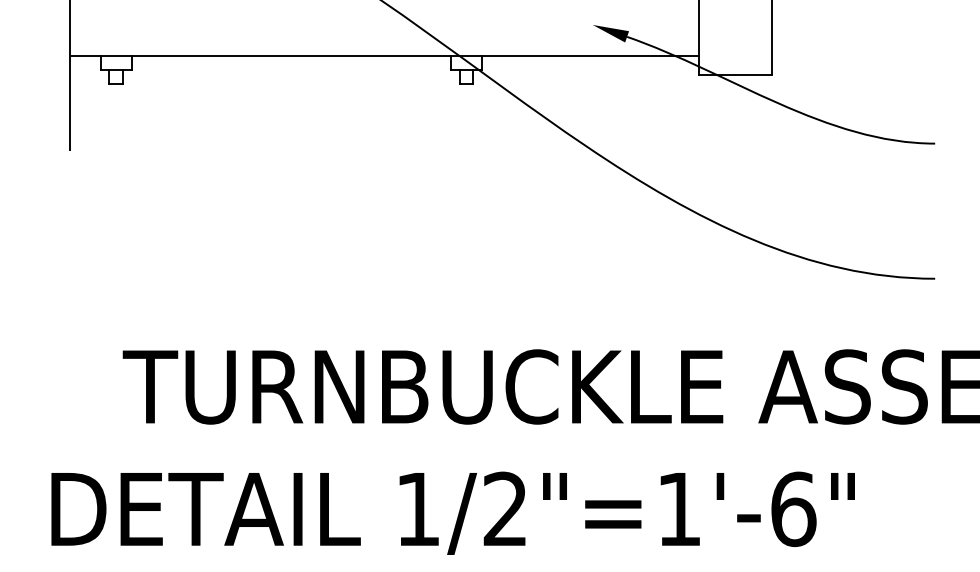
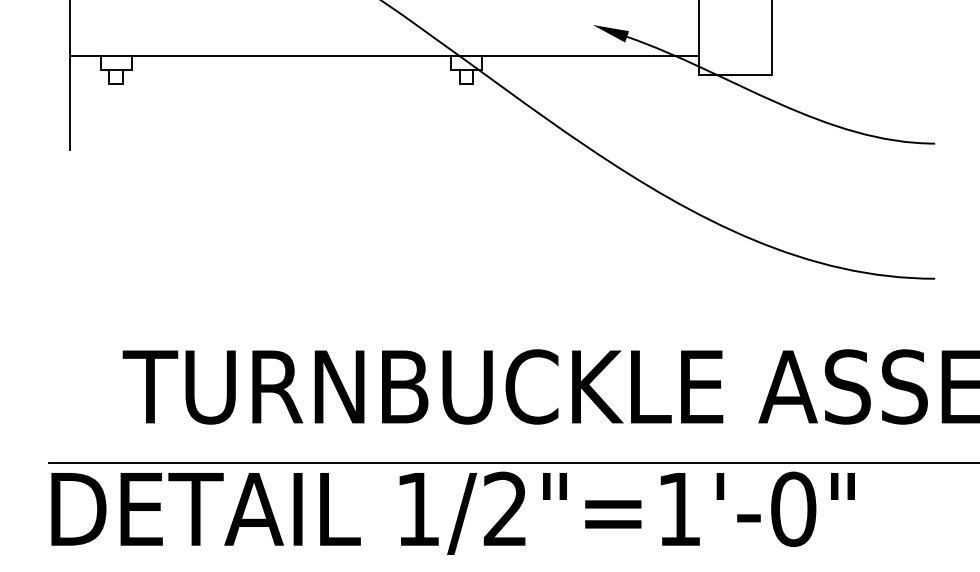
line: none -> present (512, 462)
text: 1/2"=1'-6" -> 1/2"=1'-0" (793, 508)
